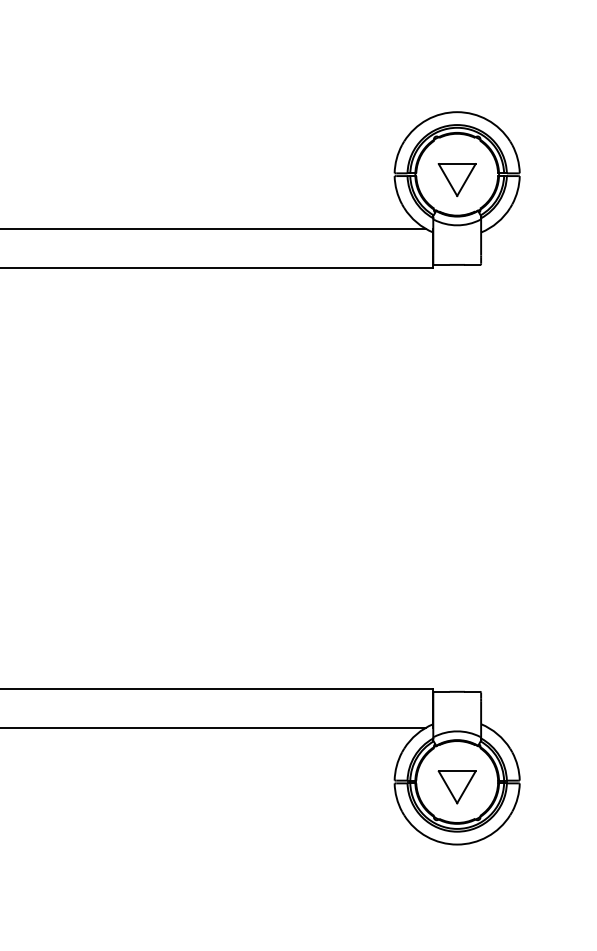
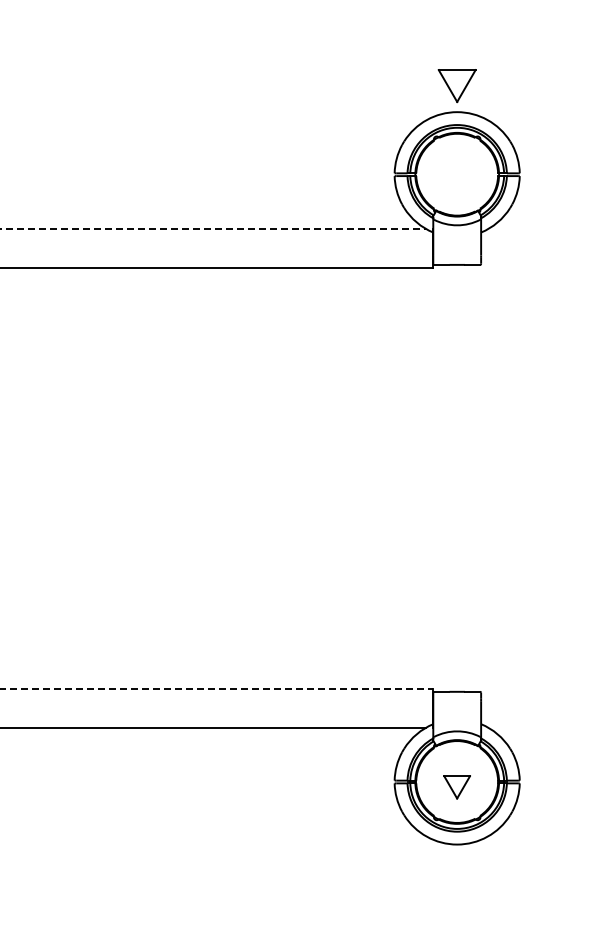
part position: (456, 180) -> (456, 86) (456, 86)
line: solid -> dashed (213, 228)
line: solid -> dashed (217, 688)
part size: 40x35 px -> 28x25 px (456, 787)
